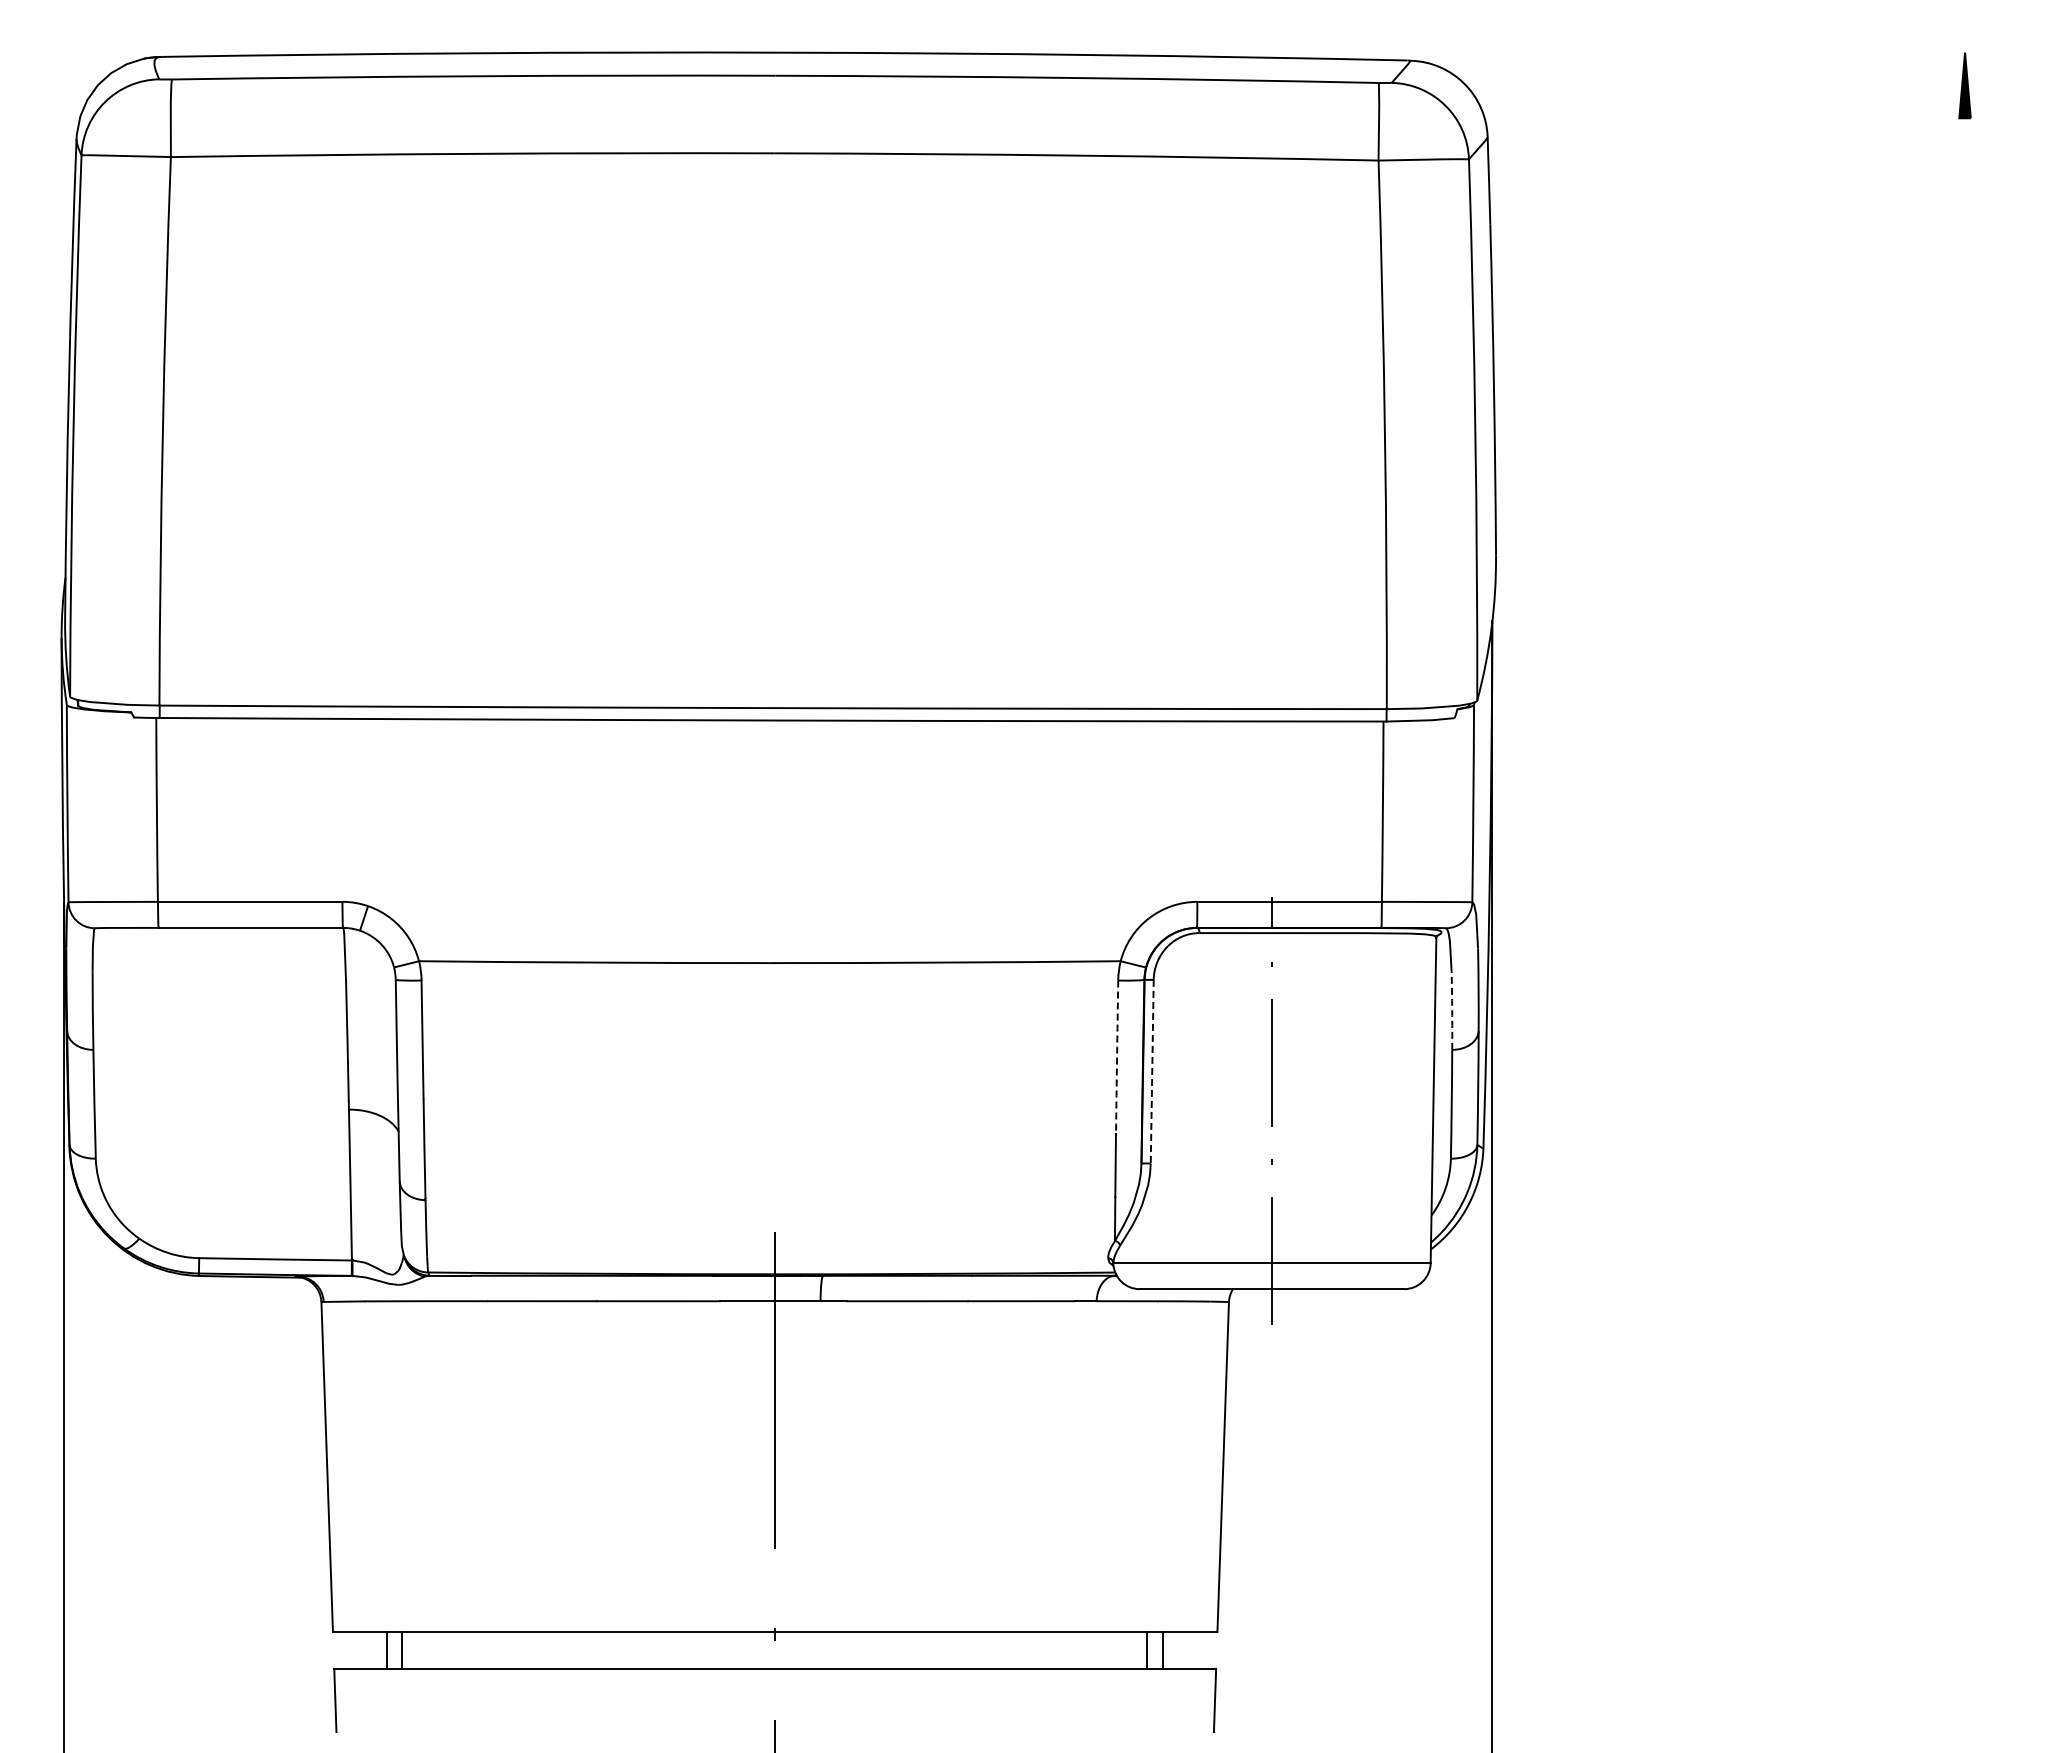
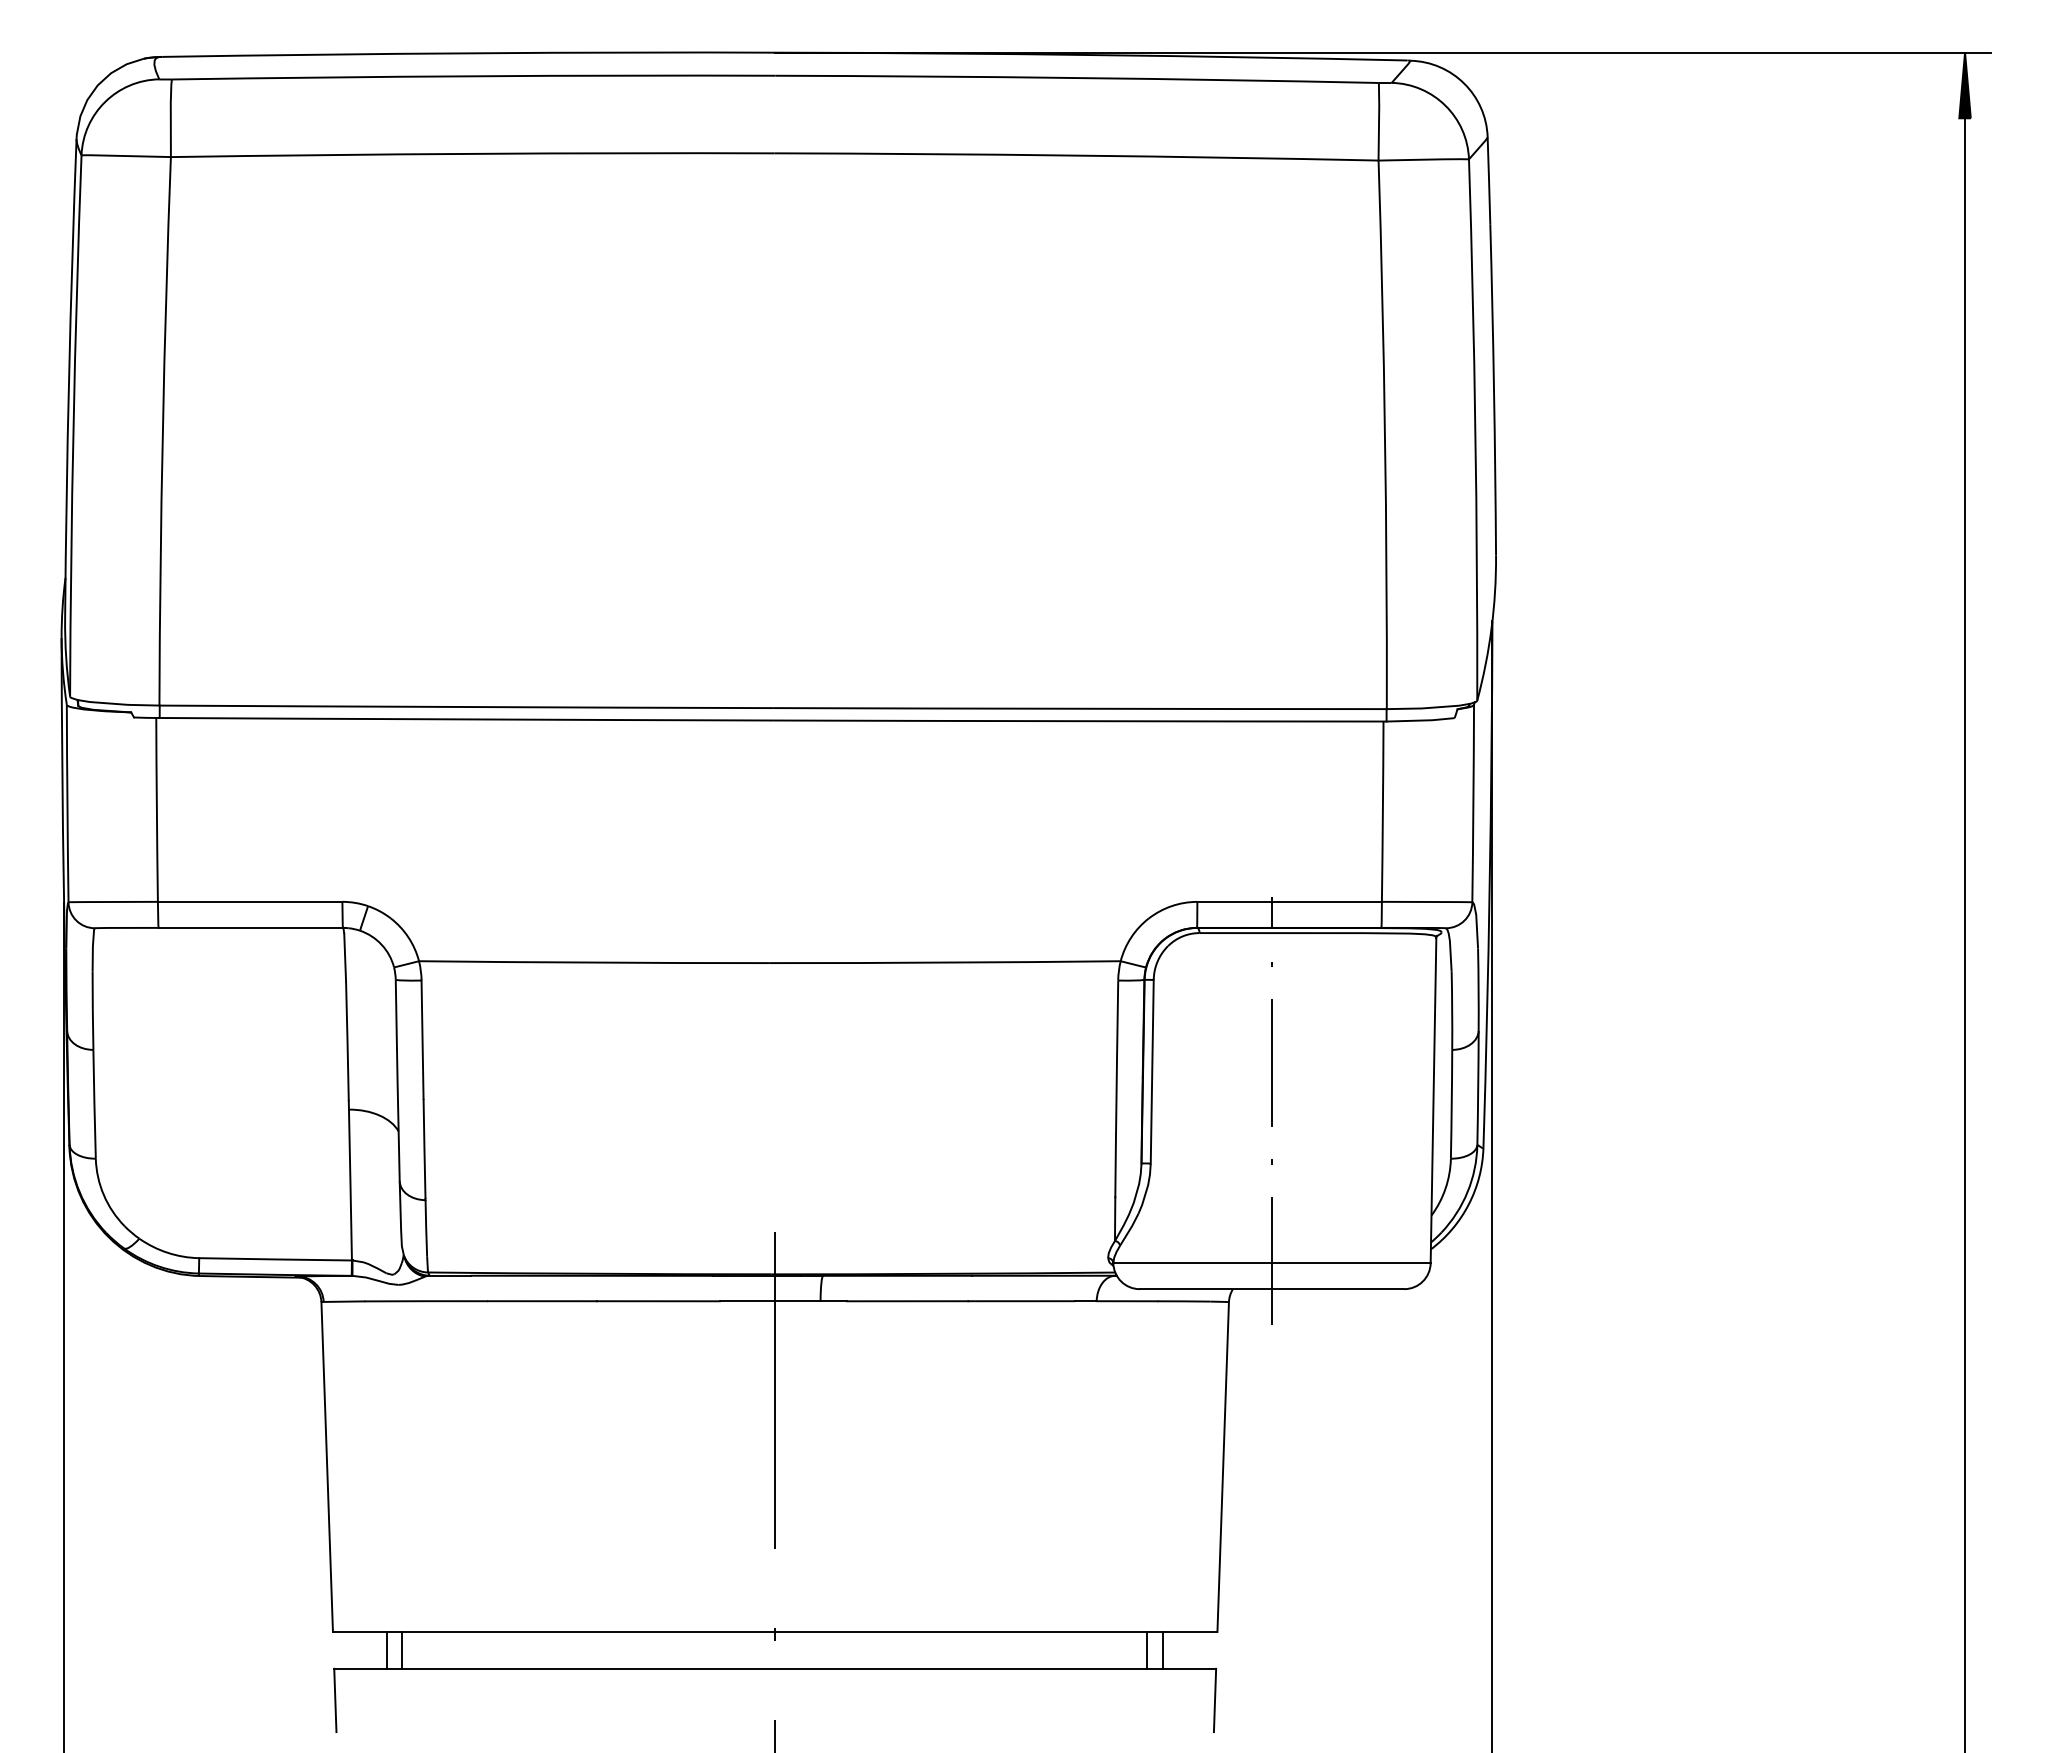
line: none -> present (1383, 52)
line: none -> present (1965, 933)
arc: dashed -> solid (1452, 1010)
arc: dashed -> solid (1117, 1057)
line: dashed -> solid (1152, 1071)
